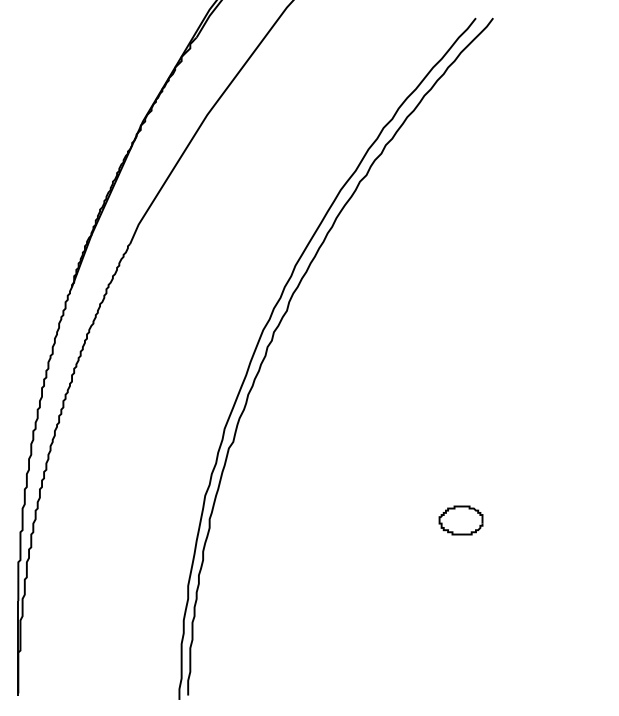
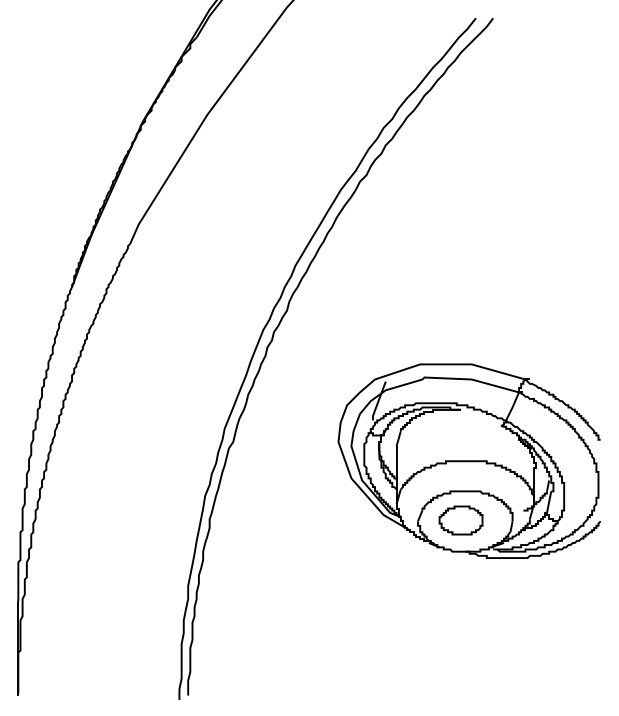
part: none -> present (468, 460)
